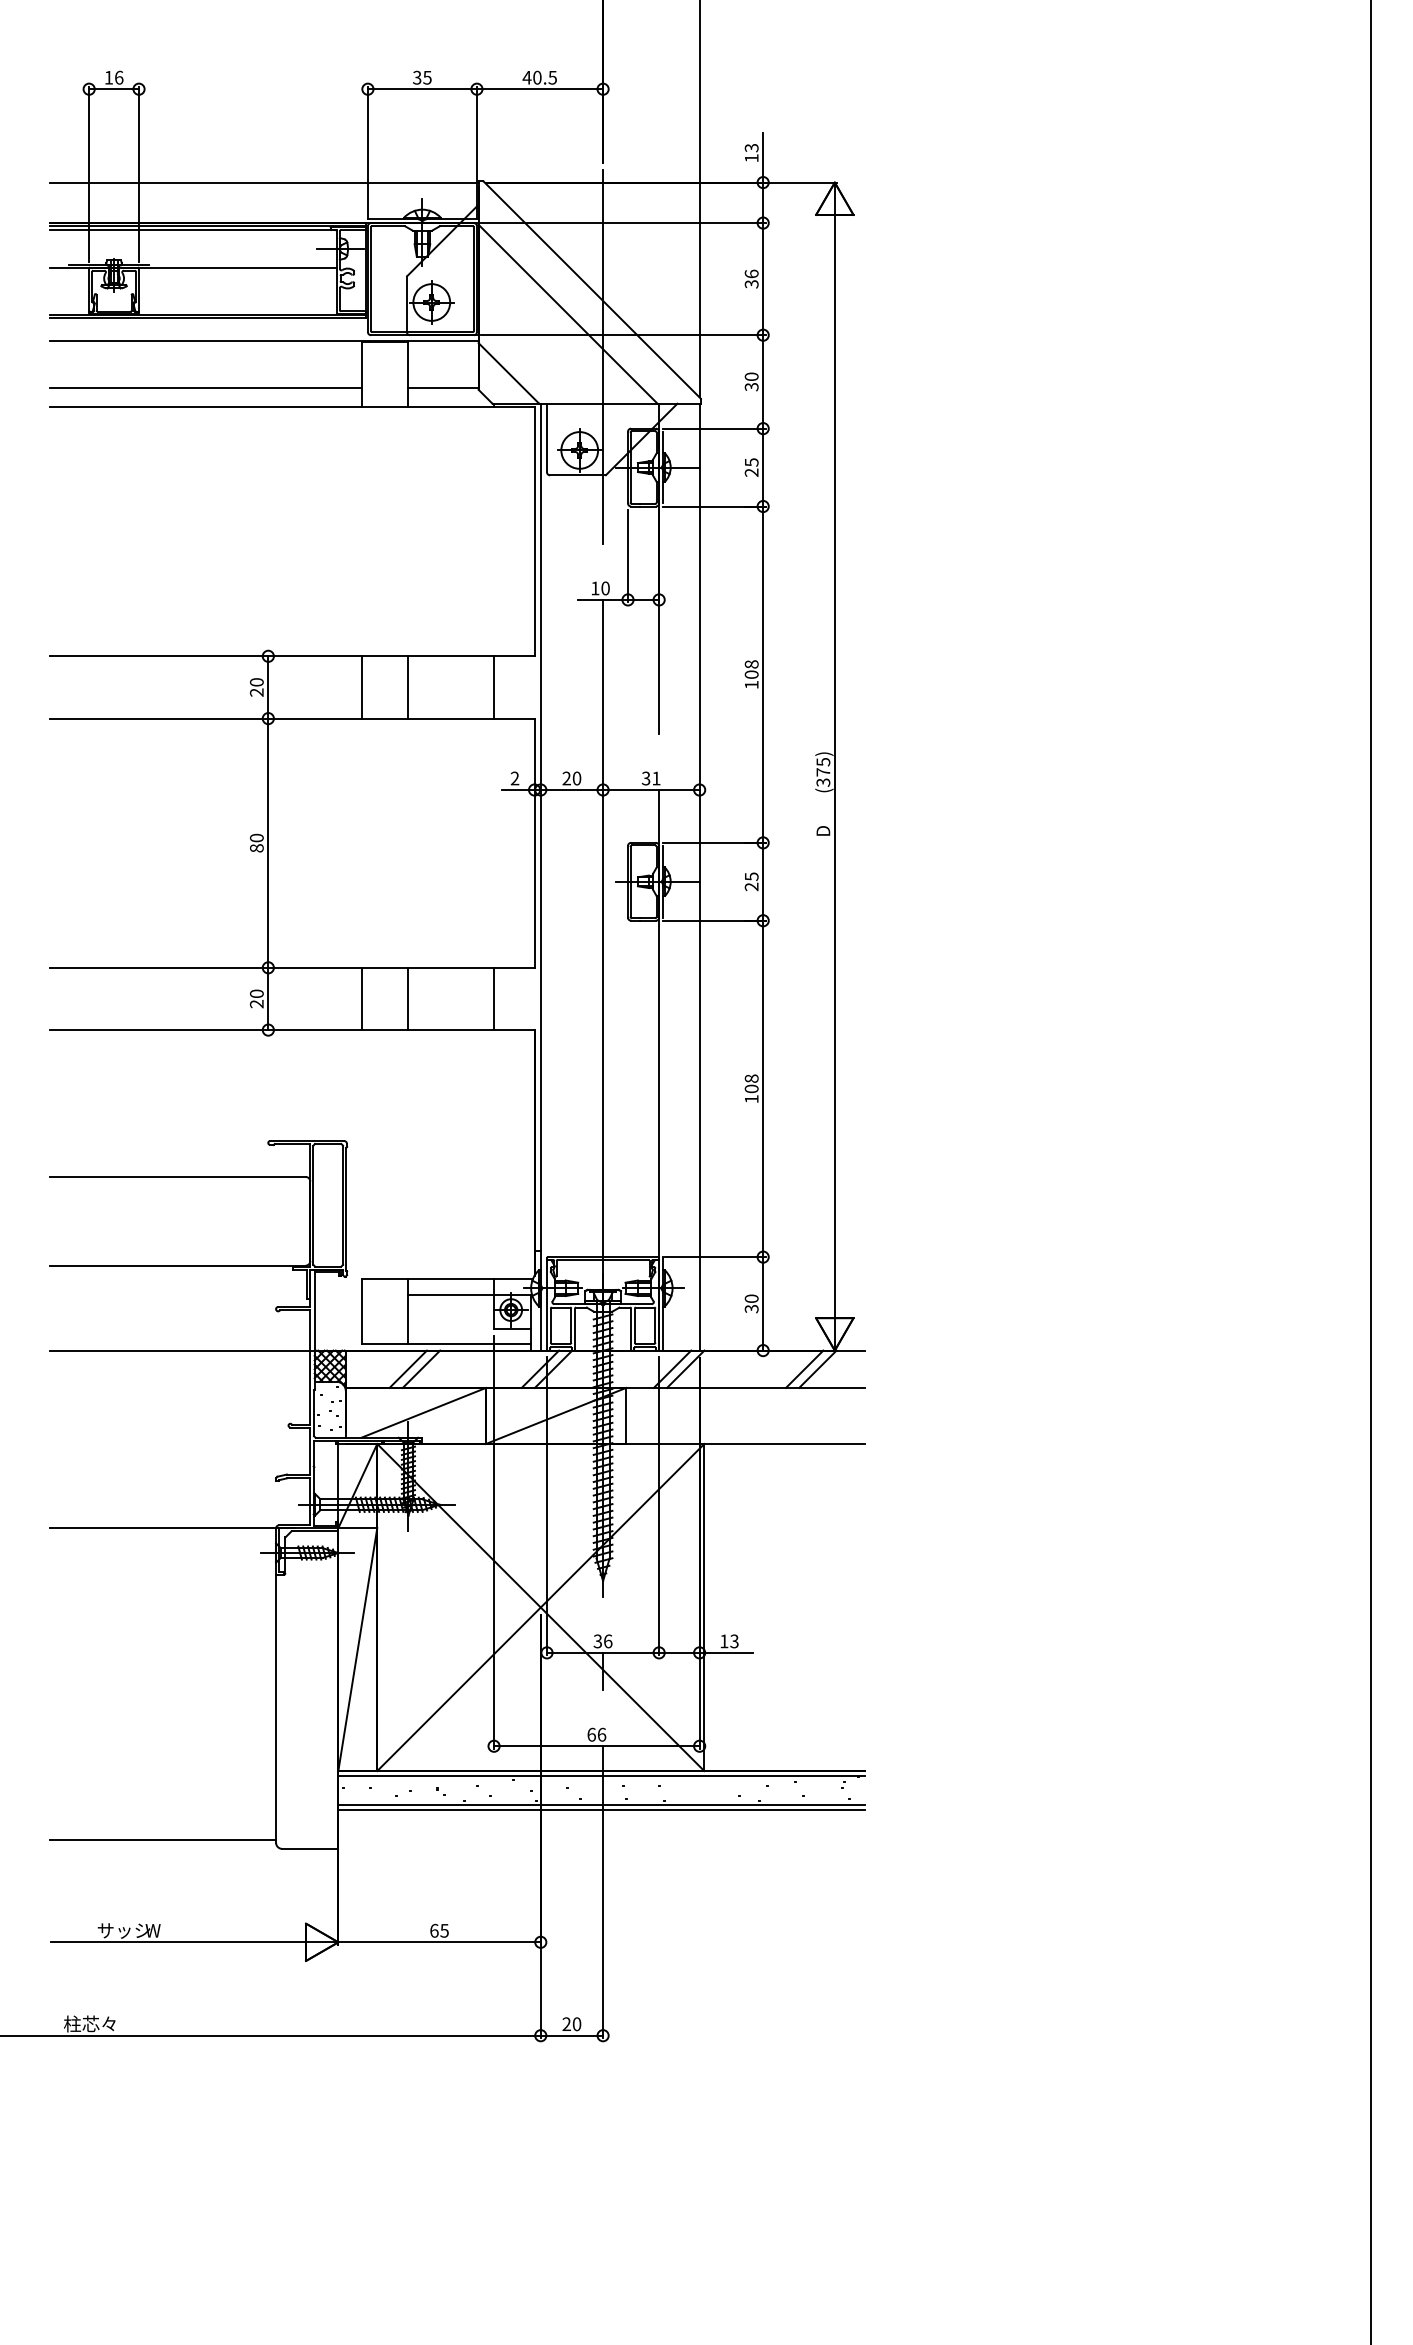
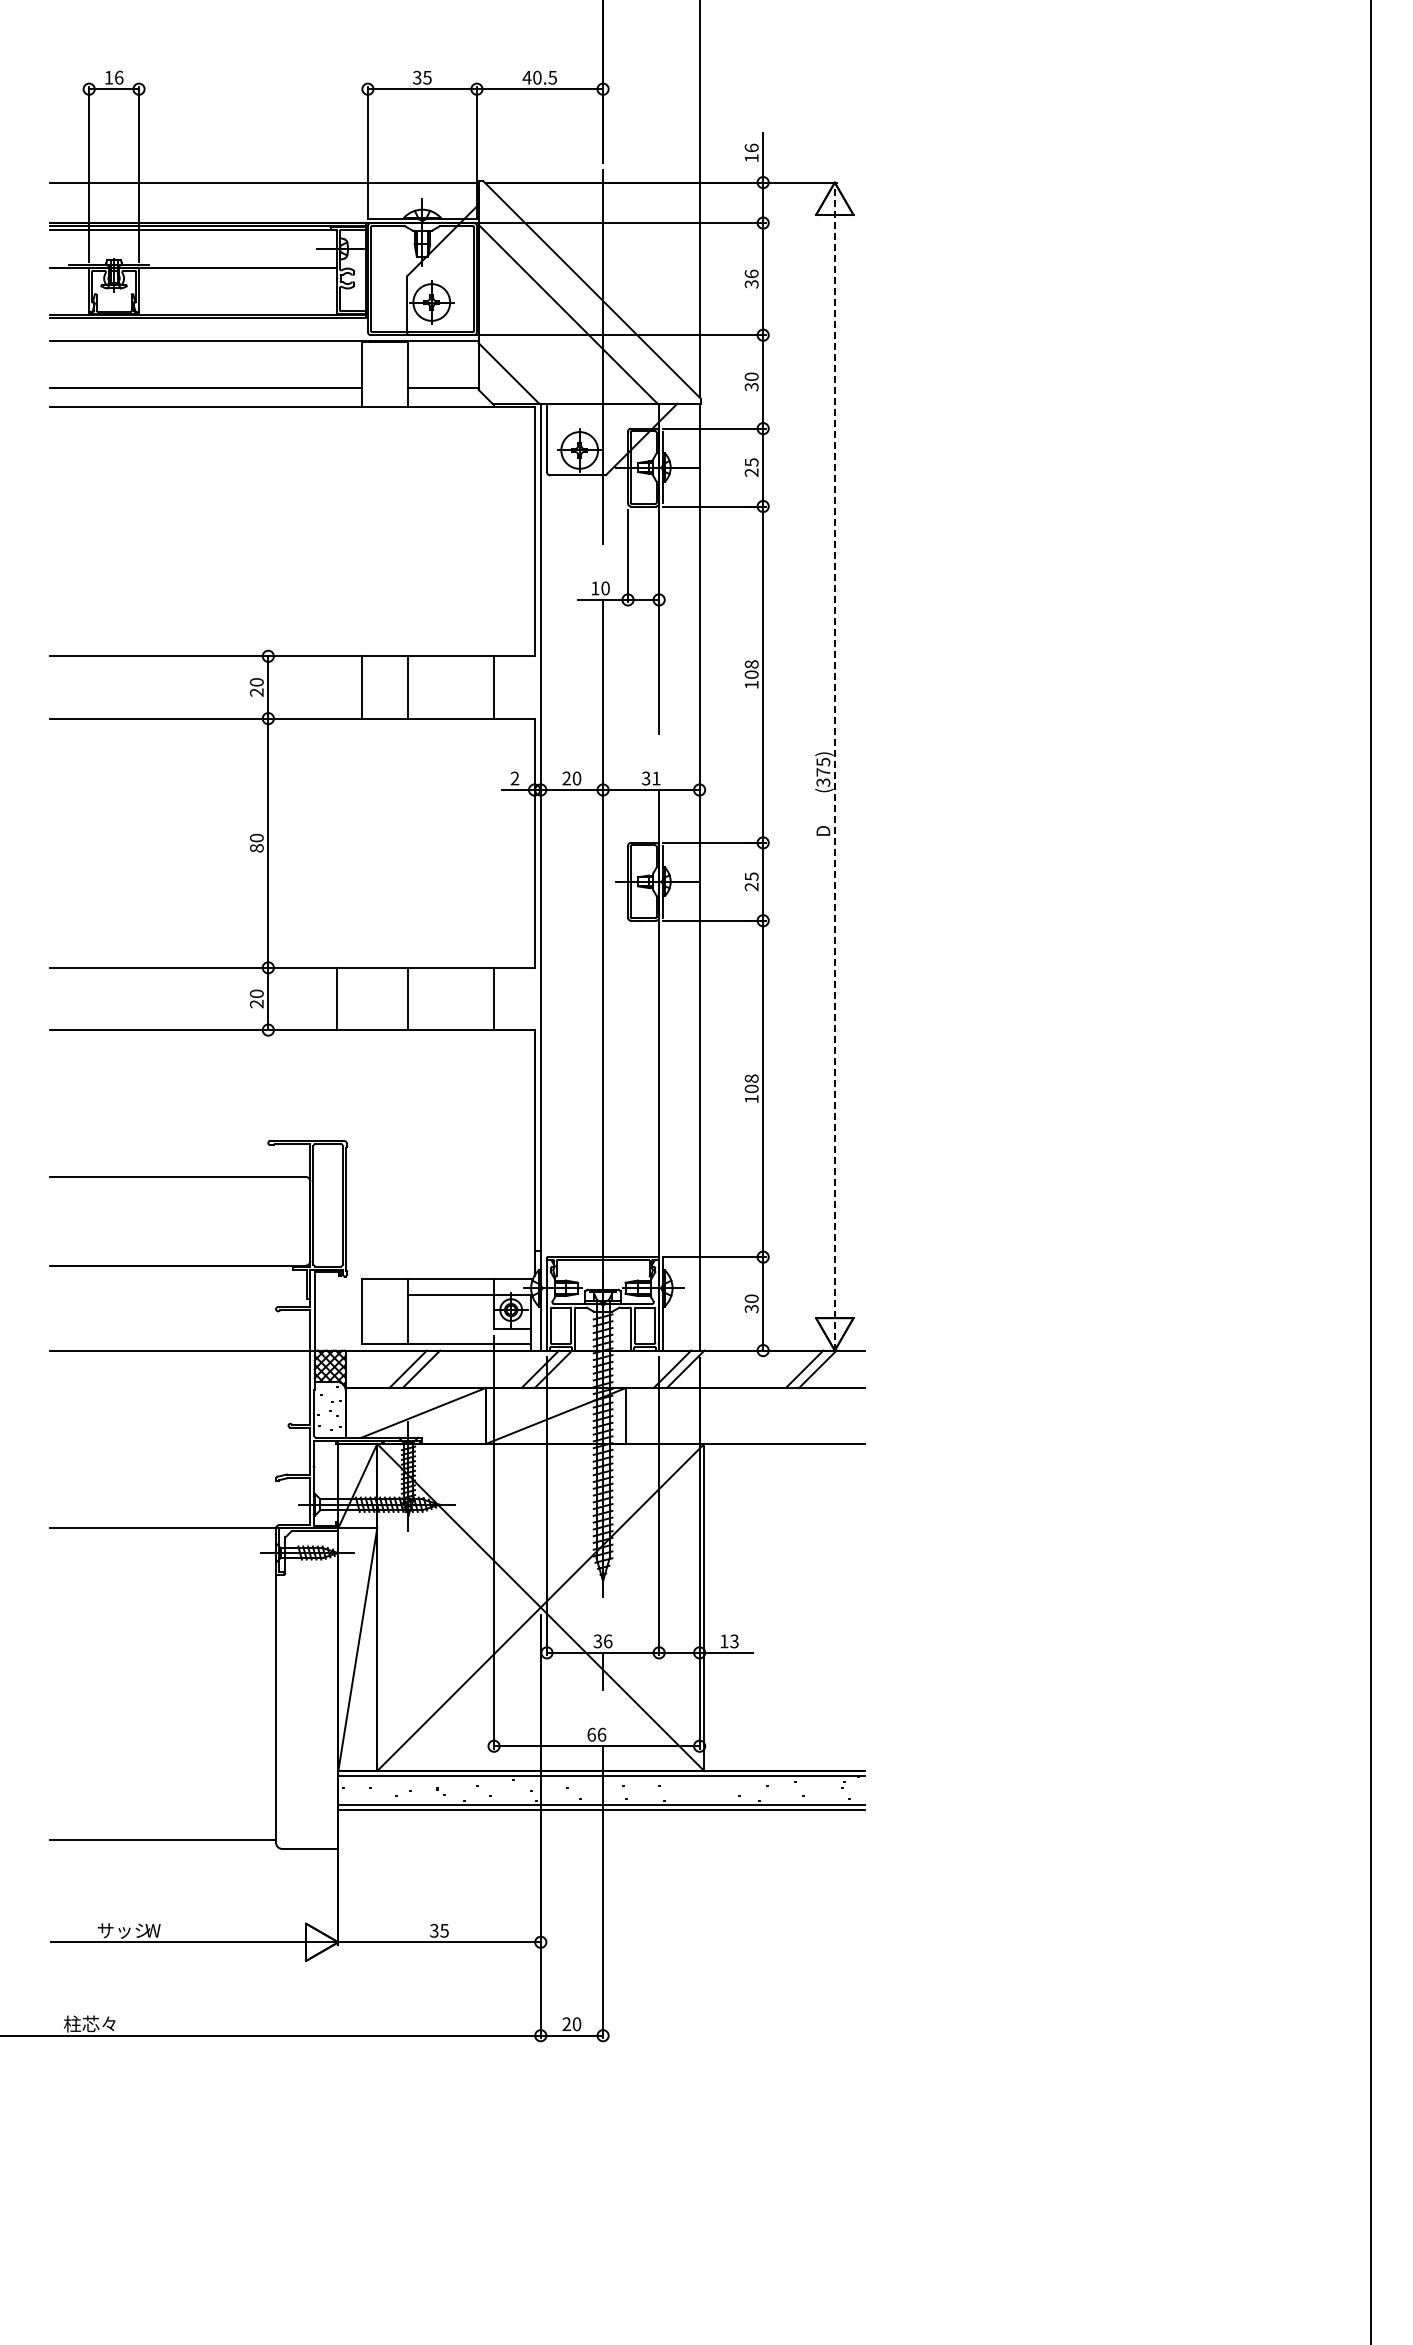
text: 13 -> 16 (751, 147)
line: solid -> dashed (834, 766)
line position: (361, 998) -> (336, 998) (336, 998)
text: 65 -> 35 (434, 1930)
